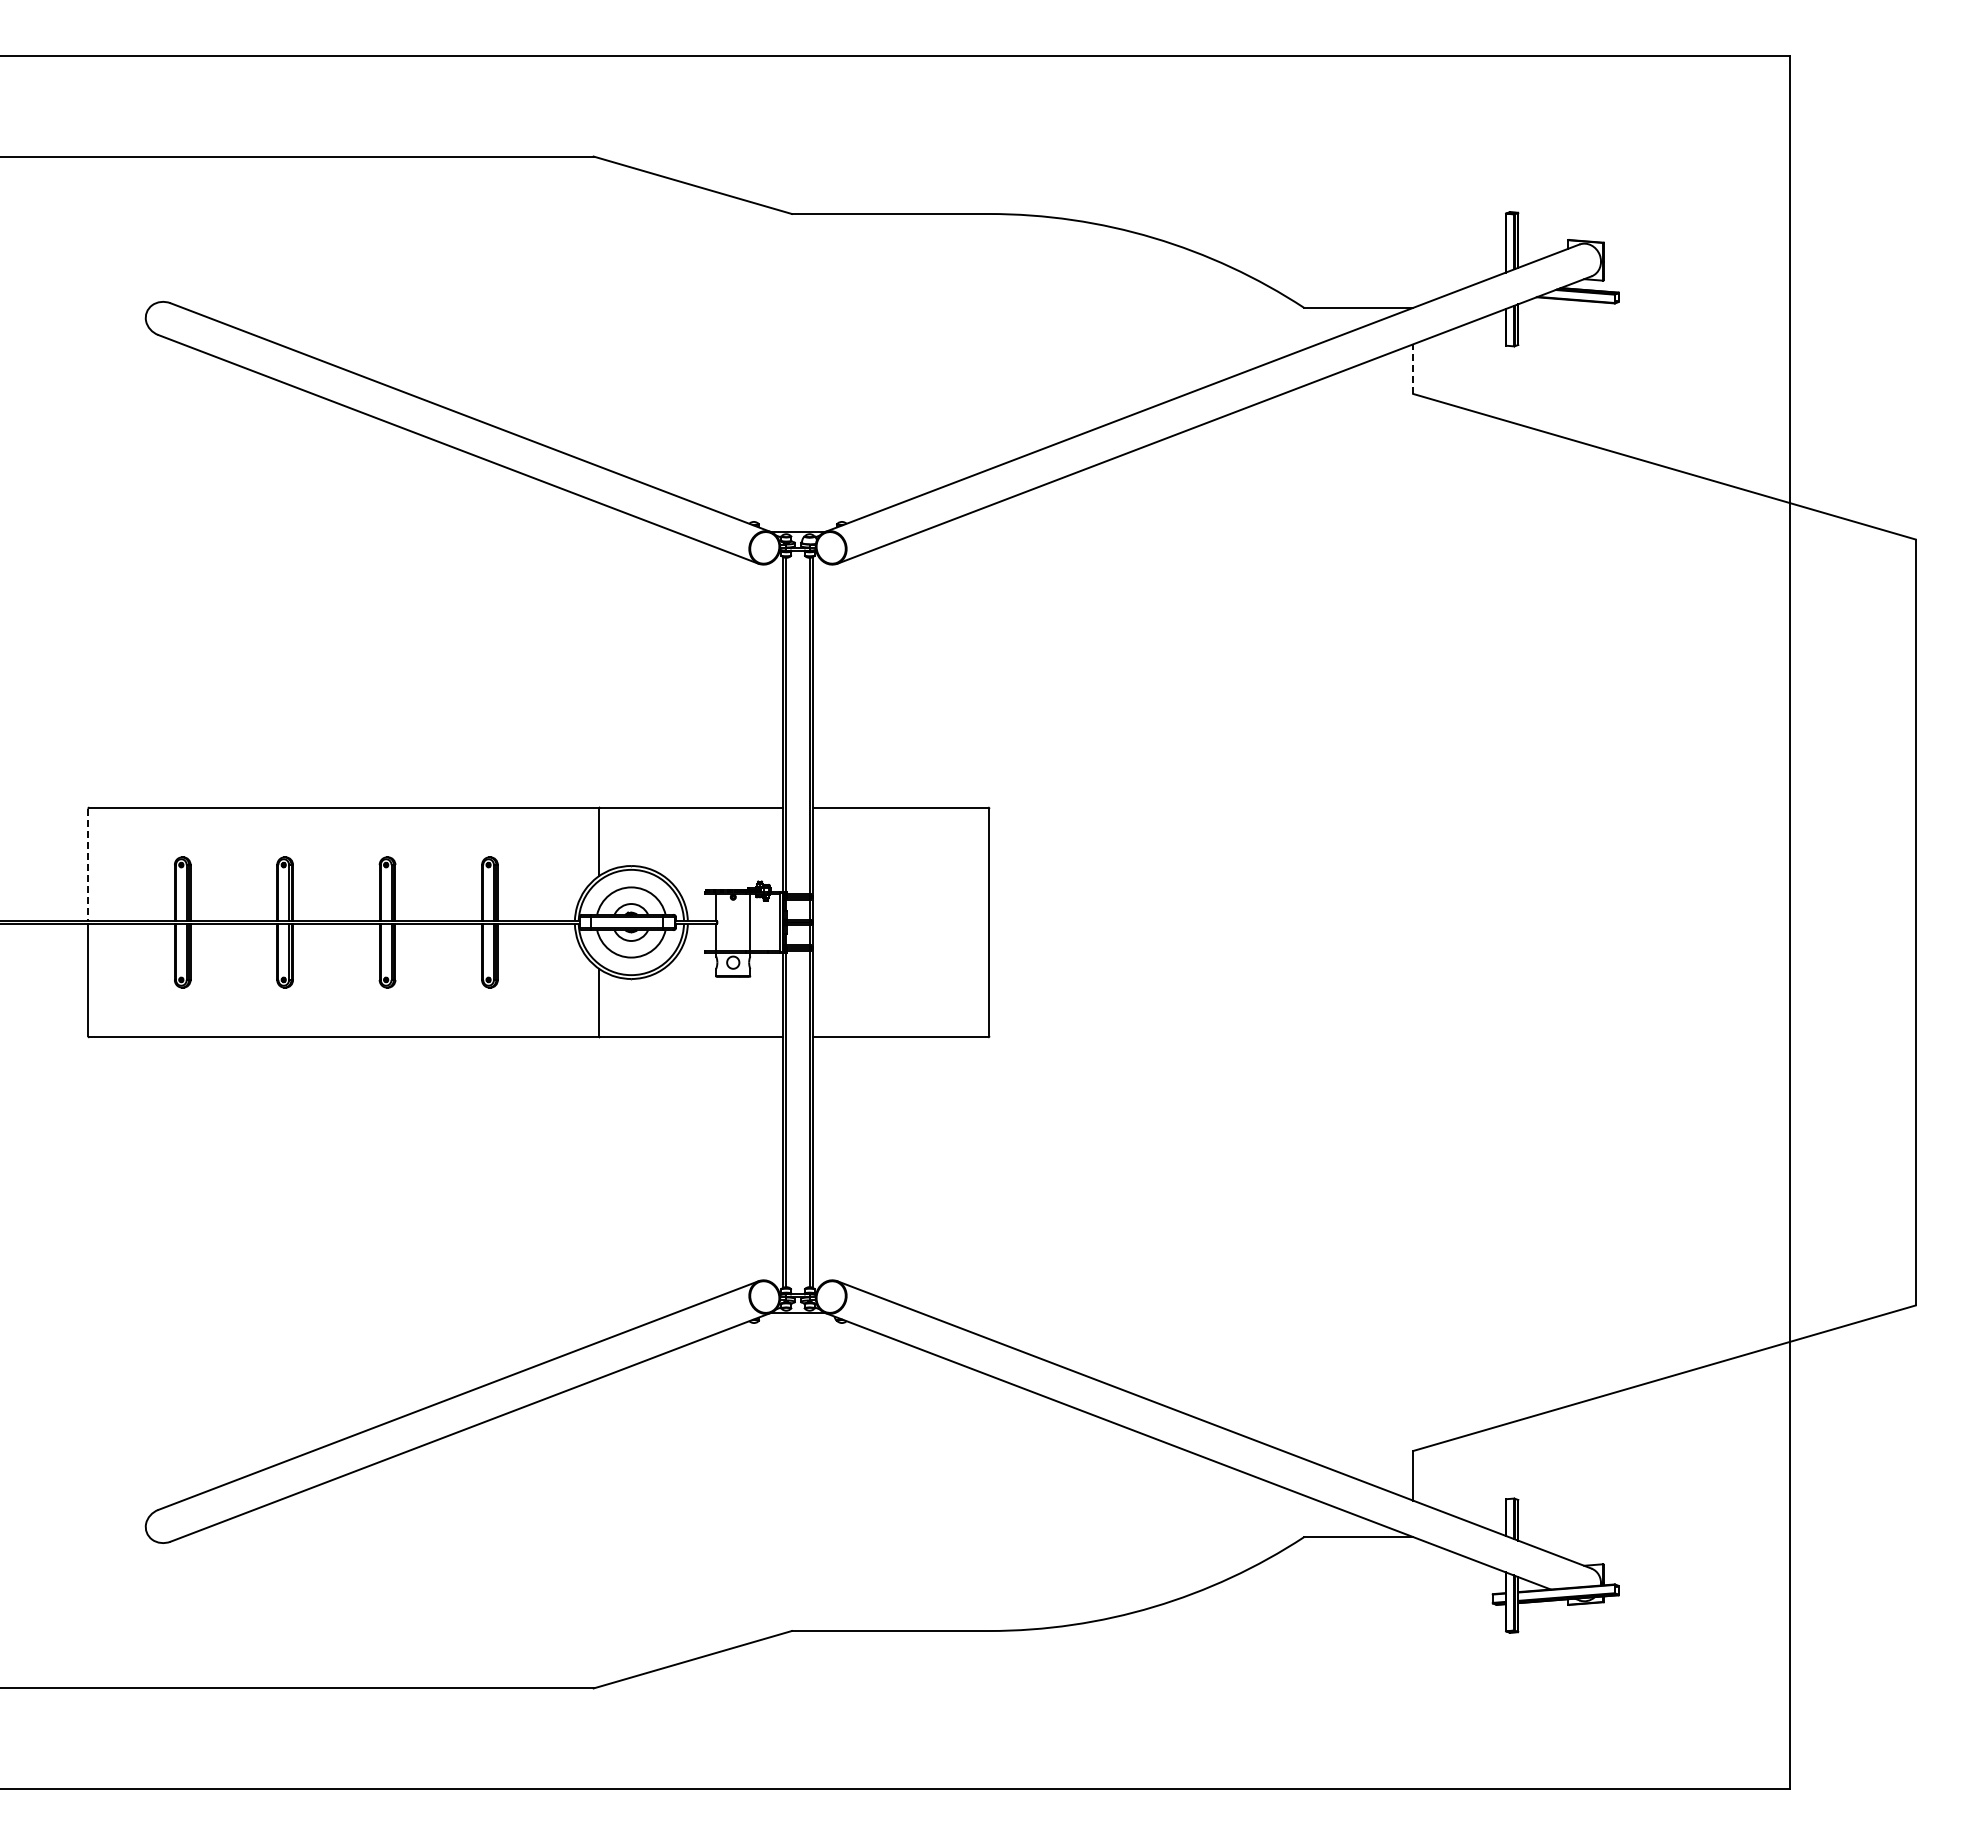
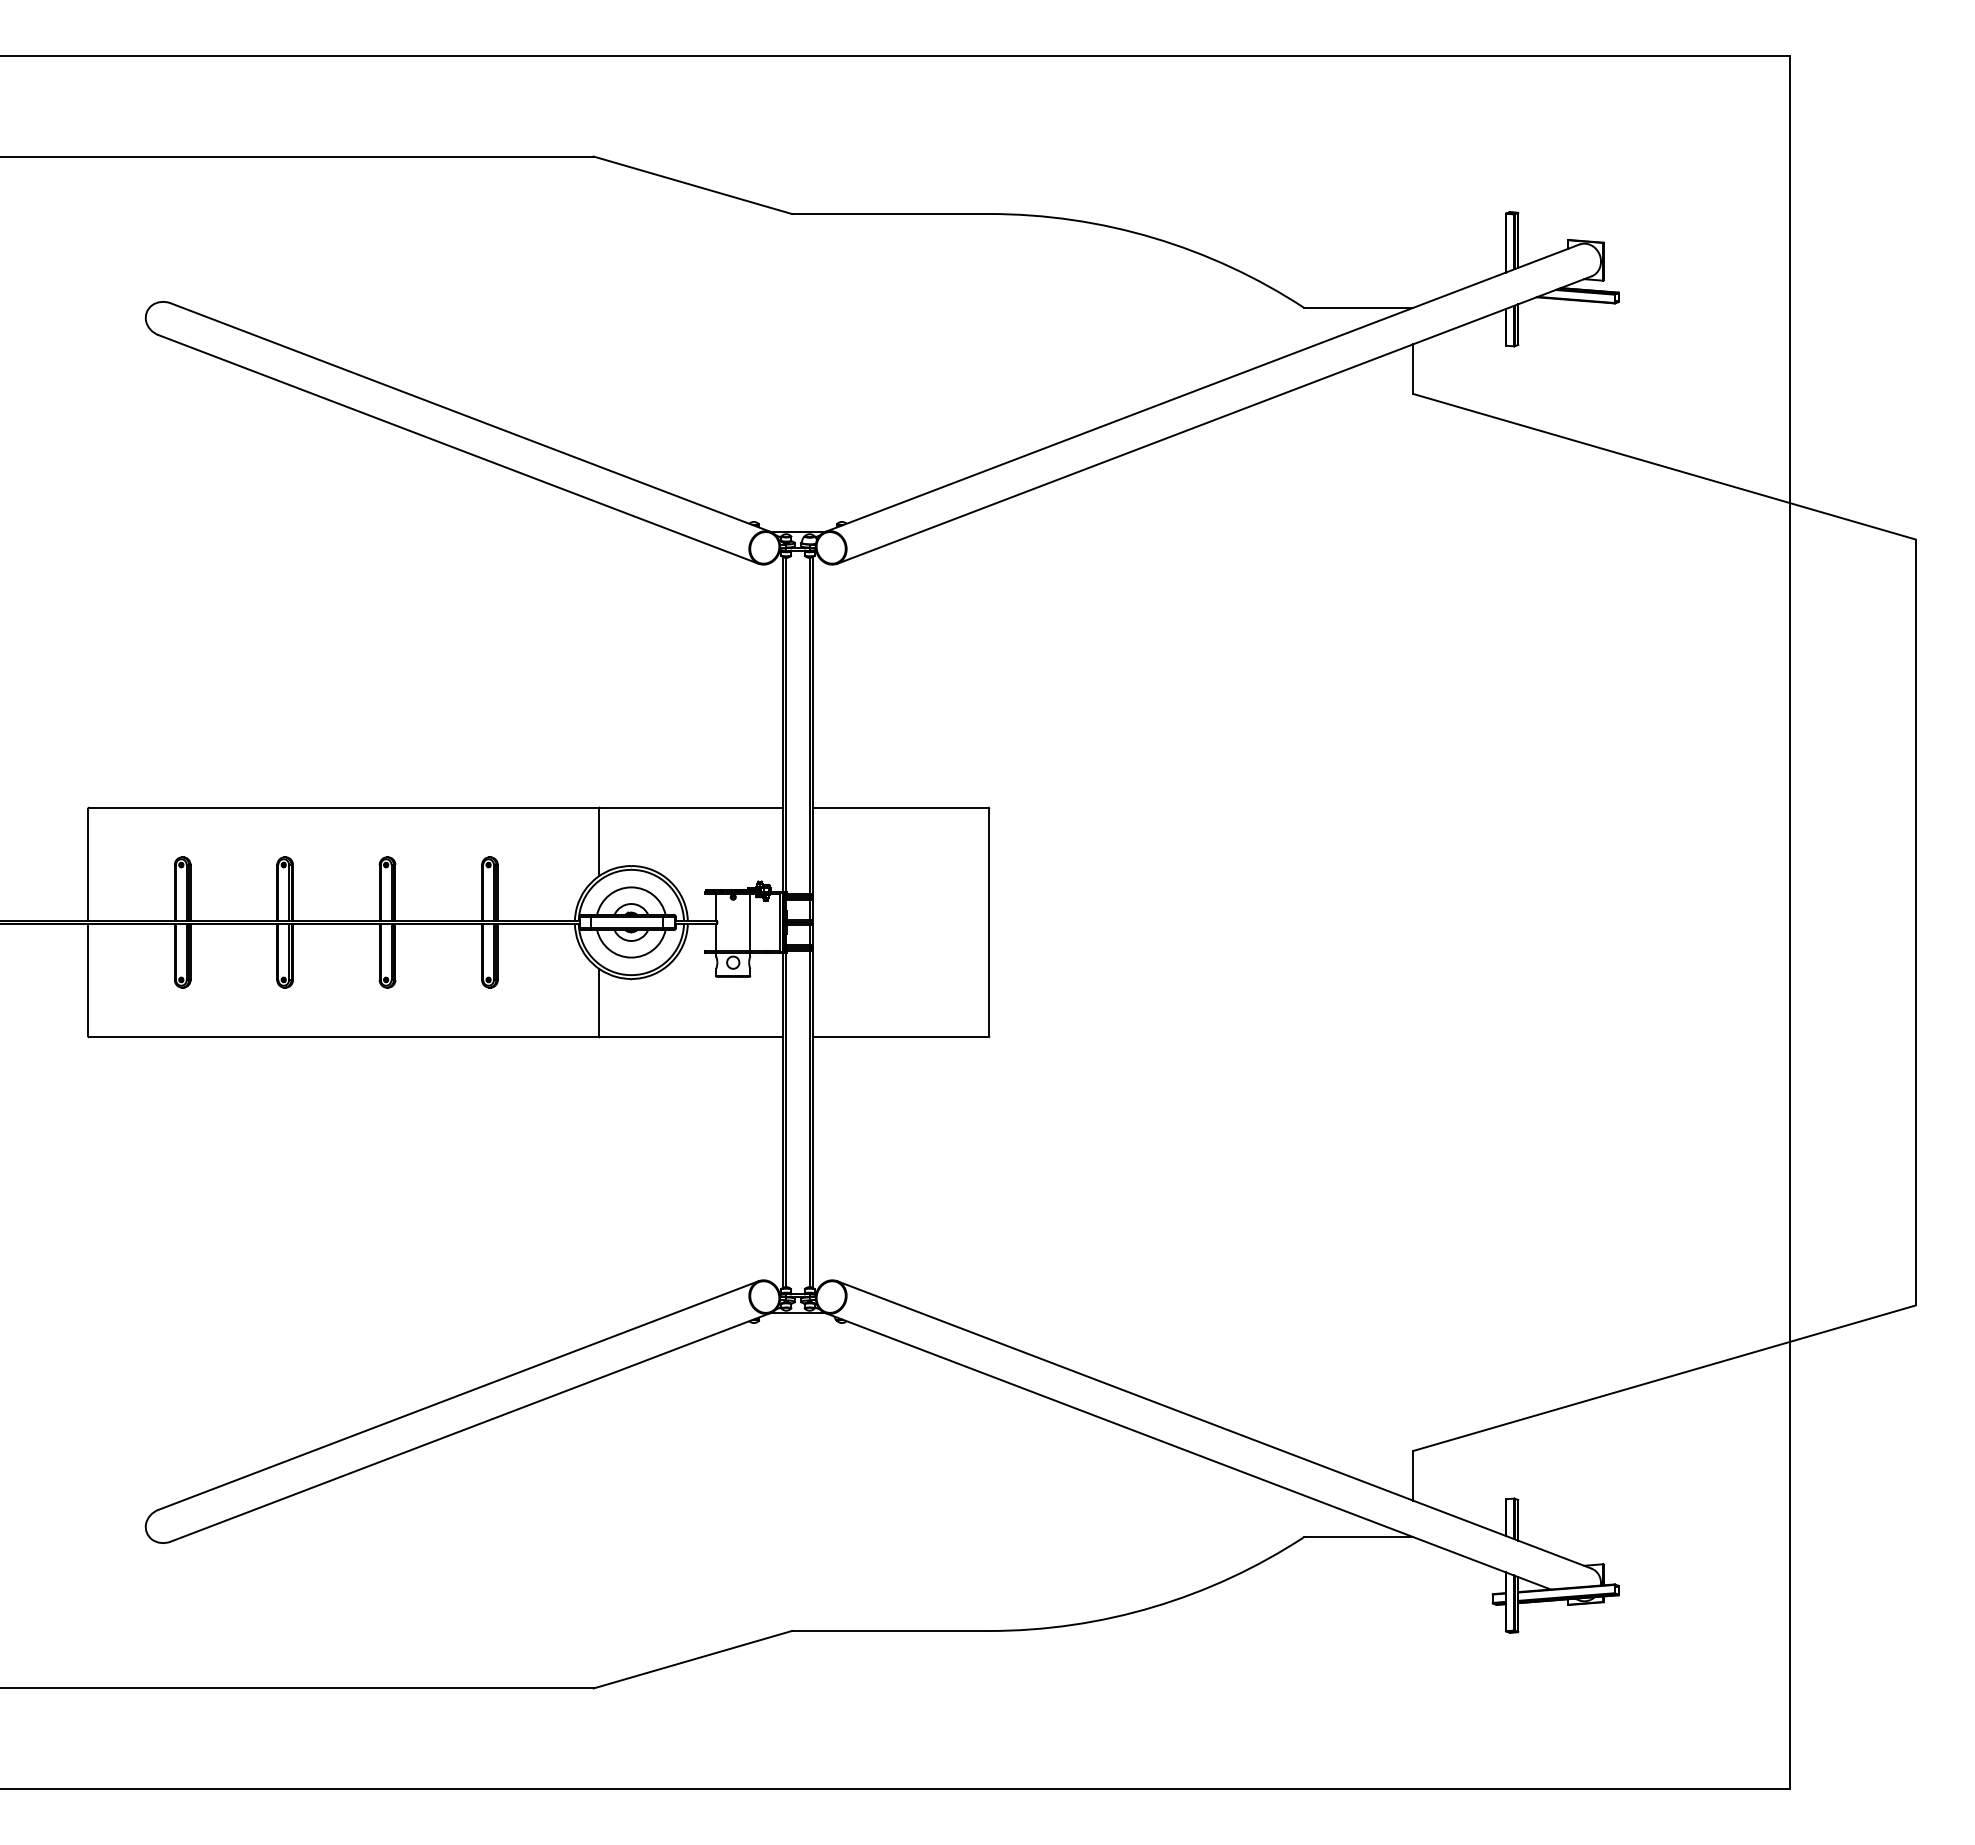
line: dashed -> solid (1413, 369)
line: dashed -> solid (88, 865)
